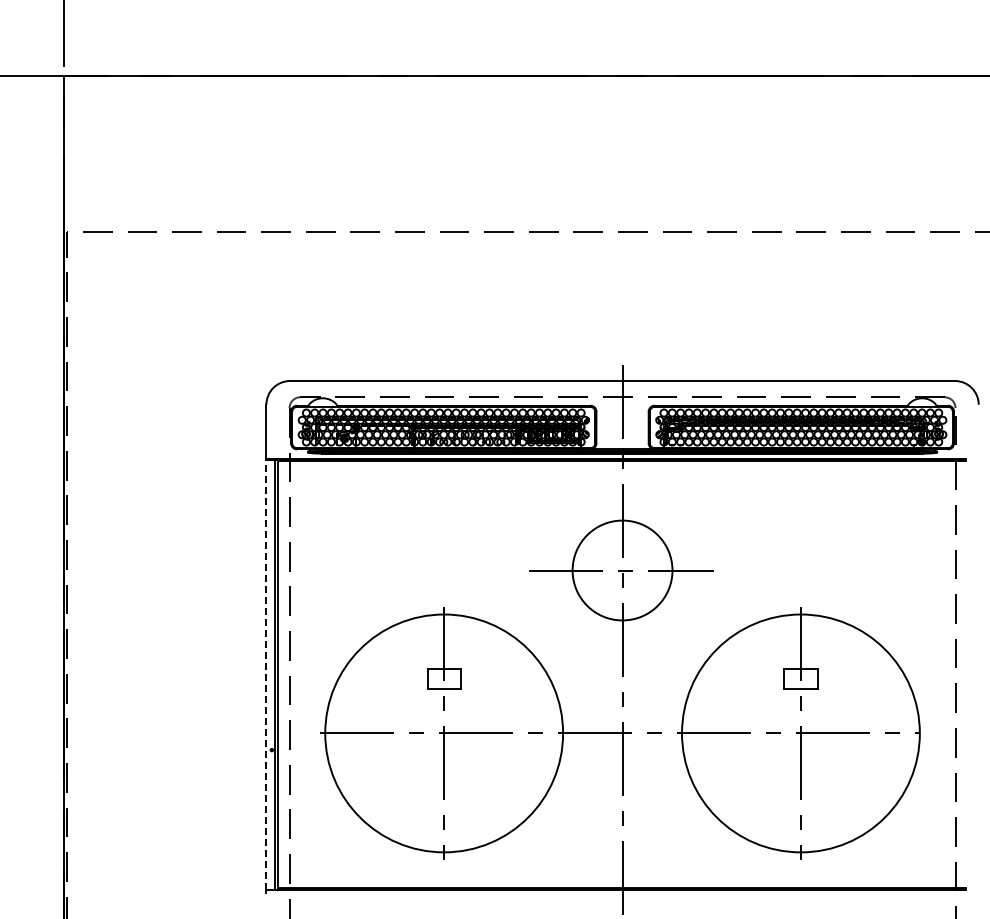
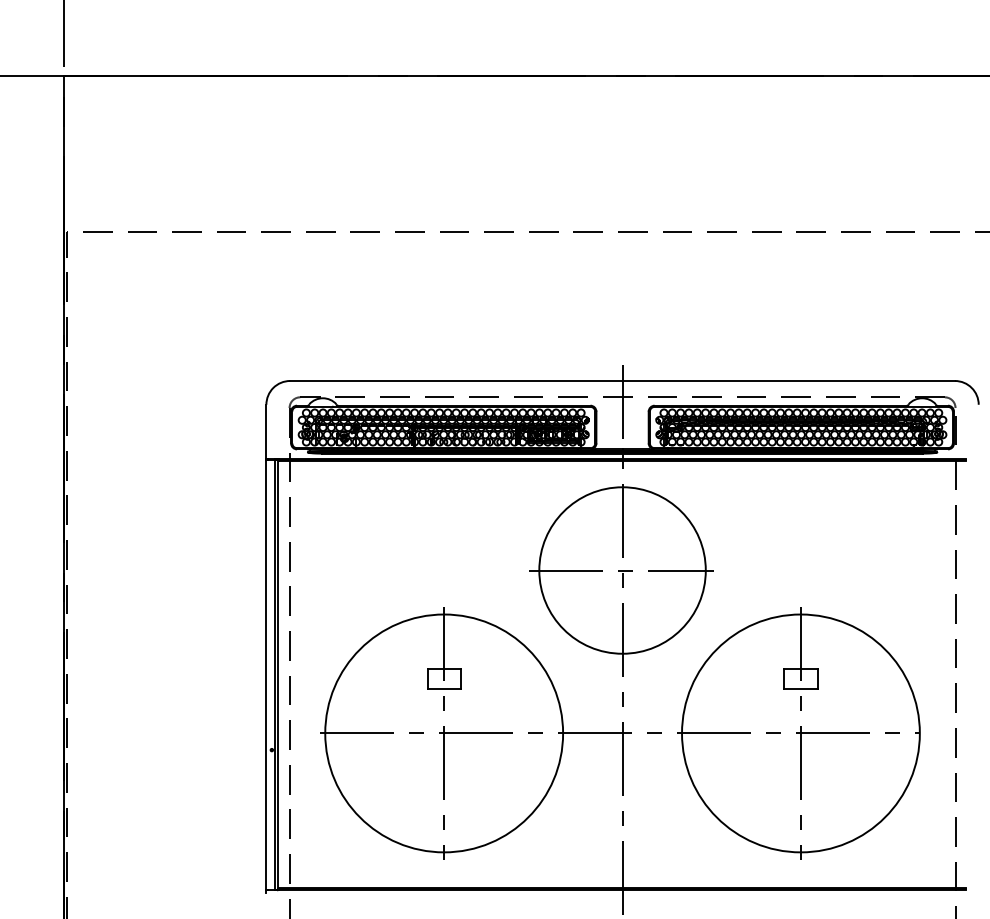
circle diameter: 100 px -> 166 px (622, 570)
line: dashed -> solid (265, 674)
